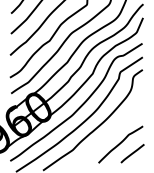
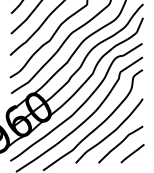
curve: none -> present (111, 132)
